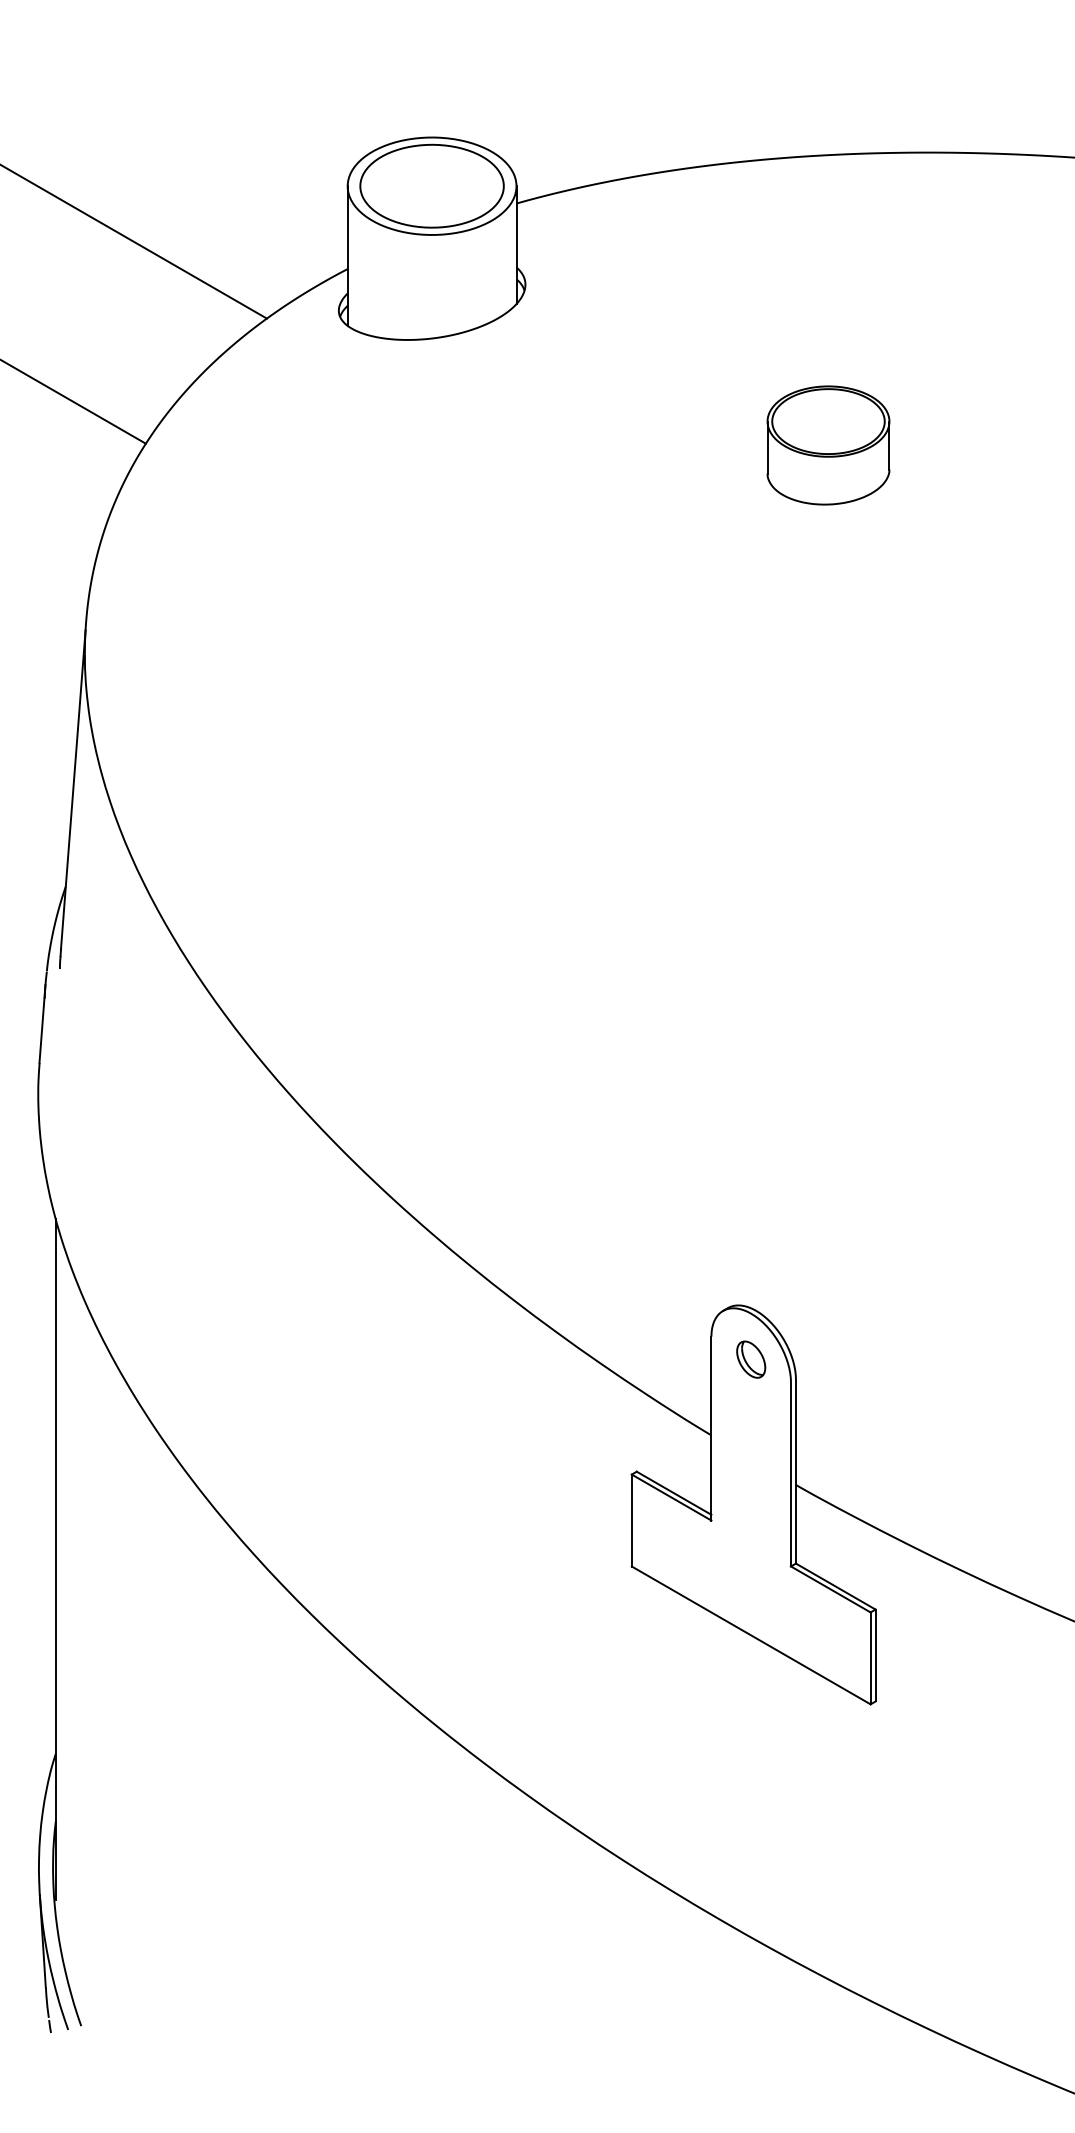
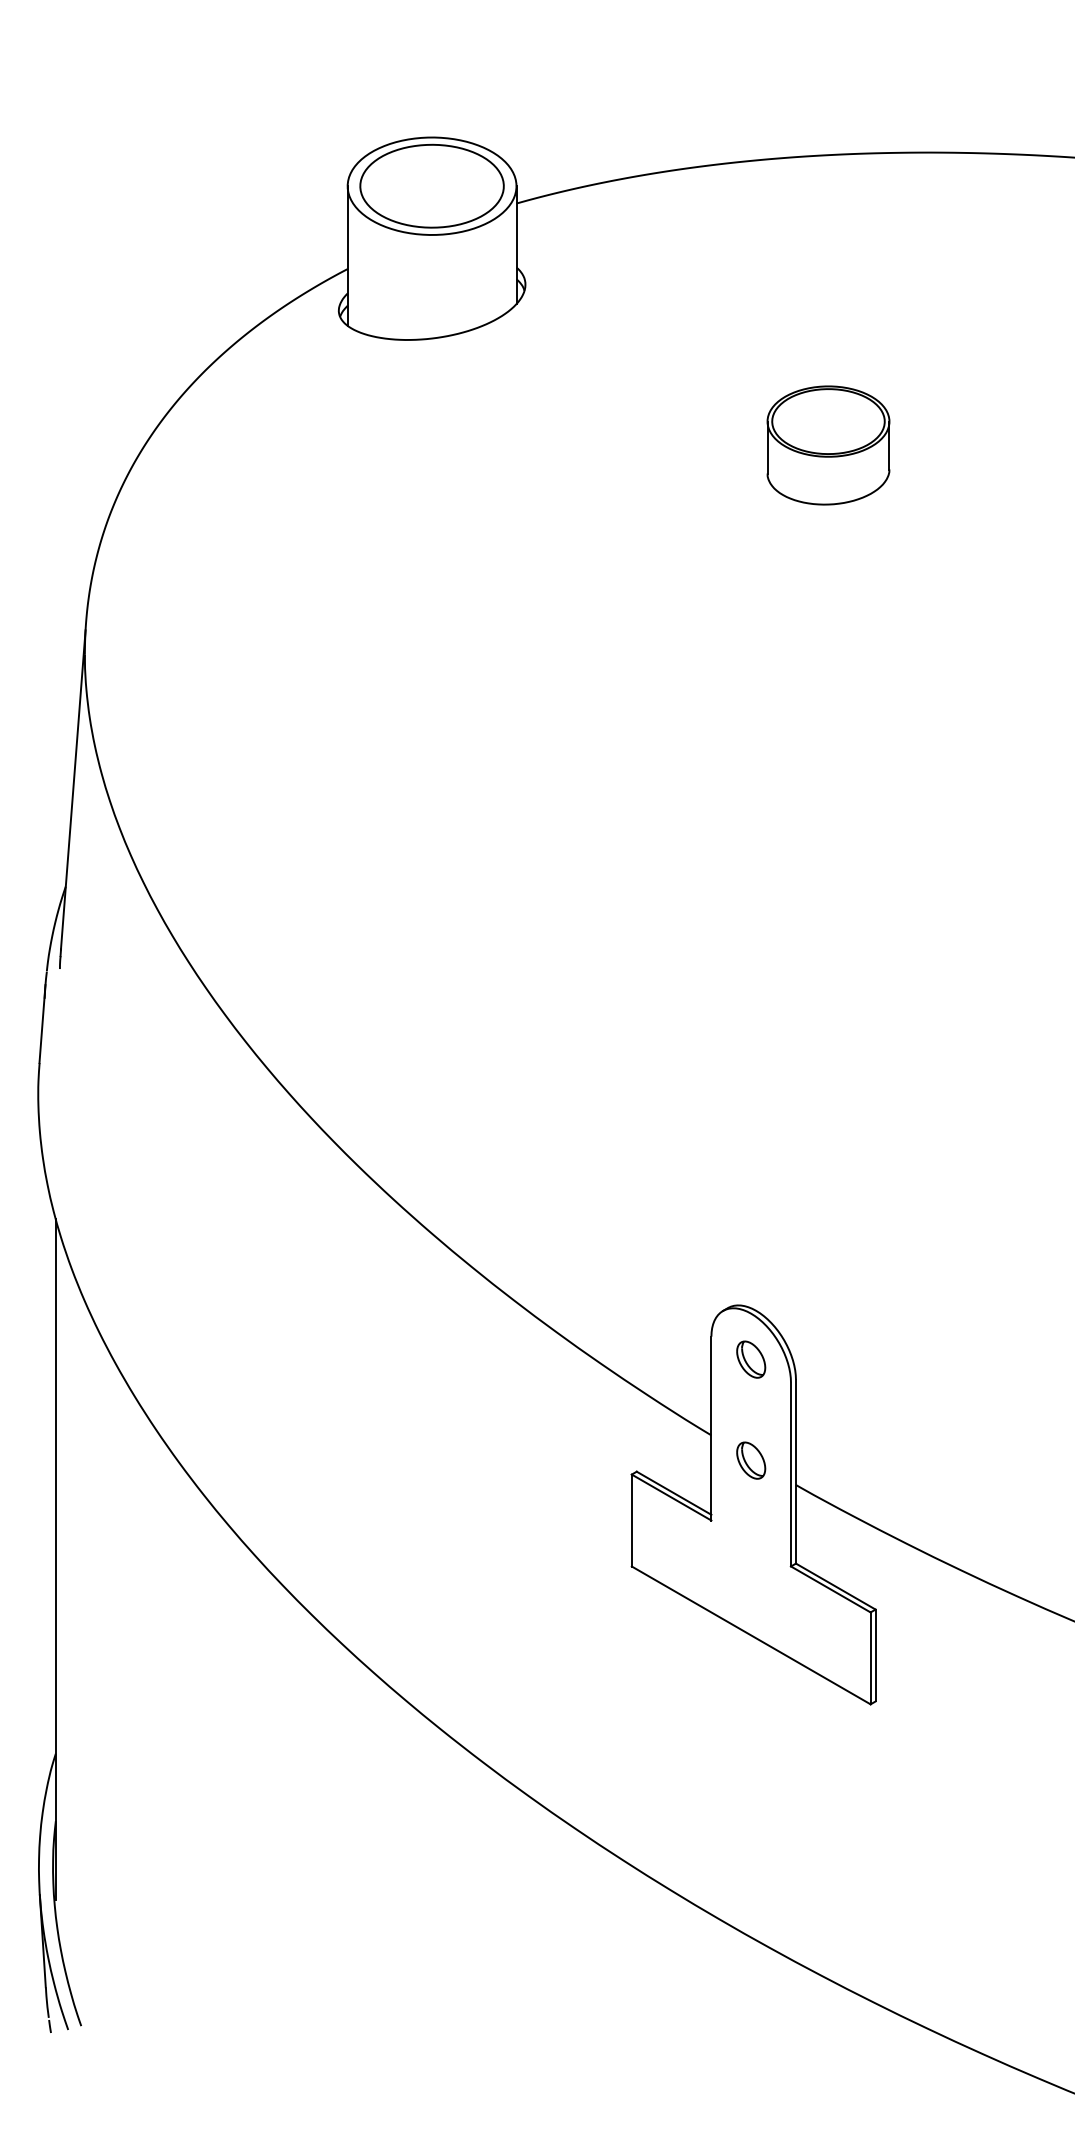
line: present -> none (134, 242)
line: present -> none (73, 401)
part: none -> present (751, 1460)
